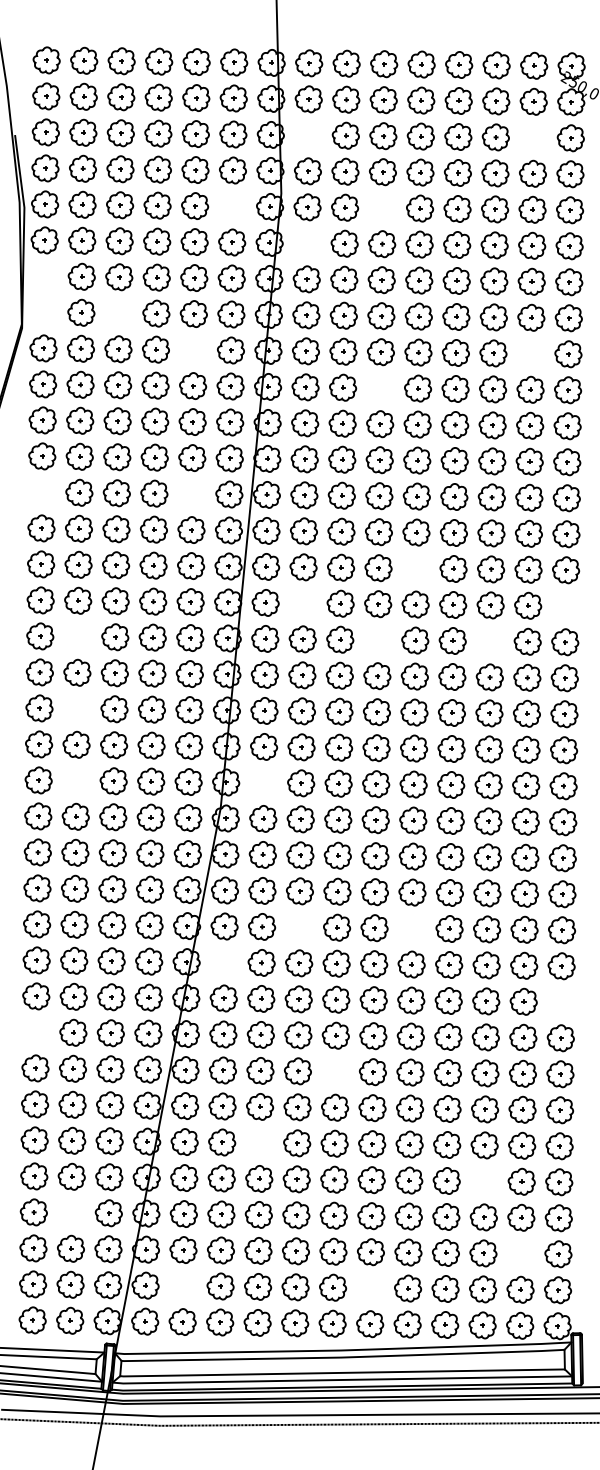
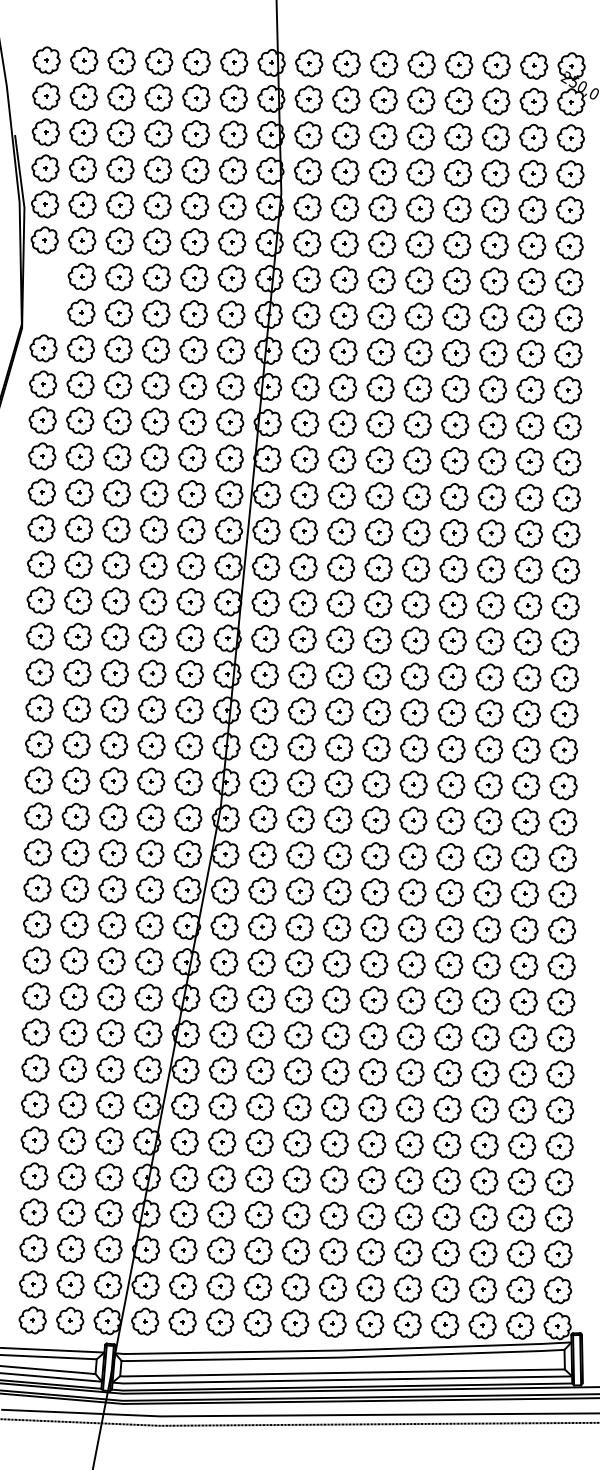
part: none -> present (308, 135)
part: none -> present (533, 137)
part: none -> present (232, 206)
part: none -> present (382, 208)
part: none -> present (307, 243)
part: none -> present (118, 313)
part: none -> present (193, 349)
part: none -> present (530, 353)
part: none -> present (380, 388)
part: none -> present (41, 492)
part: none -> present (191, 493)
part: none -> present (416, 568)
part: none -> present (303, 603)
part: none -> present (565, 606)
part: none -> present (77, 636)
part: none -> present (377, 640)
part: none -> present (490, 641)
part: none -> present (76, 708)
part: none -> present (76, 780)
part: none -> present (263, 782)
part: none -> present (299, 927)
part: none -> present (412, 928)
part: none -> present (224, 962)
part: none -> present (561, 1002)
part: none -> present (35, 1032)
part: none -> present (335, 1071)
part: none -> present (259, 1142)
part: none -> present (484, 1181)
part: none -> present (71, 1212)
part: none -> present (520, 1253)
part: none -> present (183, 1285)
part: none -> present (370, 1288)
